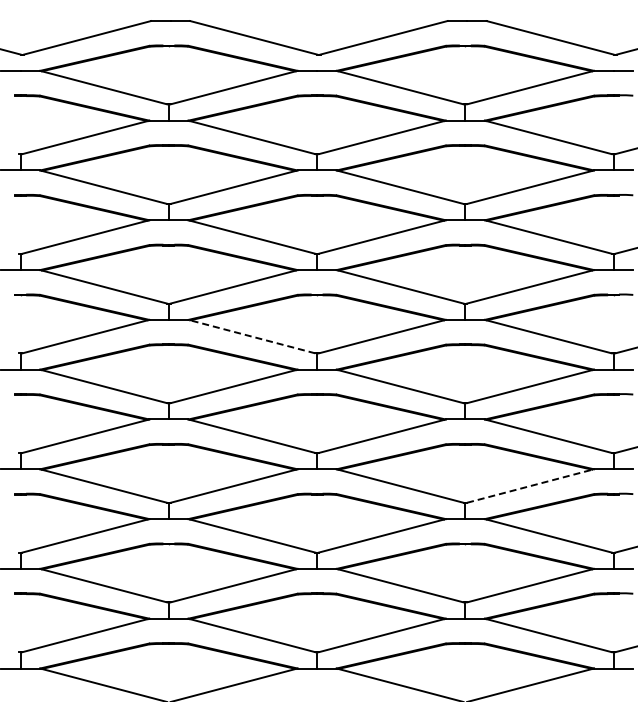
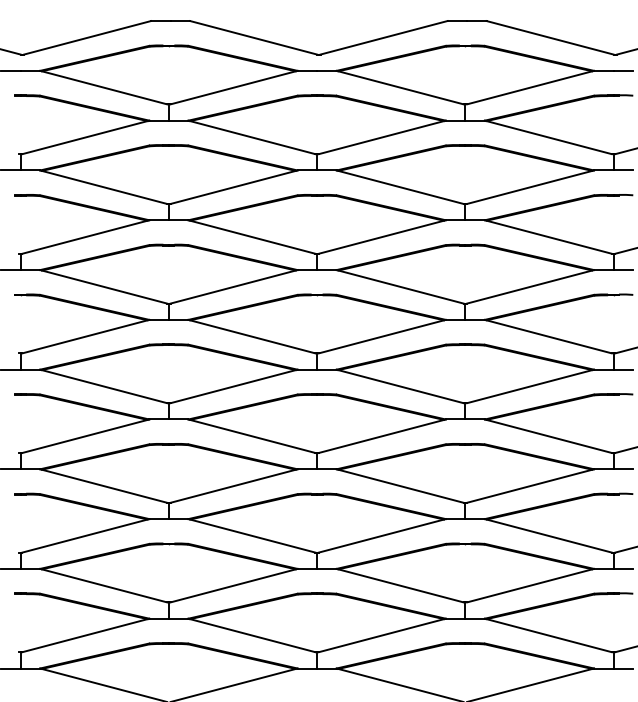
line: dashed -> solid (251, 336)
line: dashed -> solid (530, 486)
